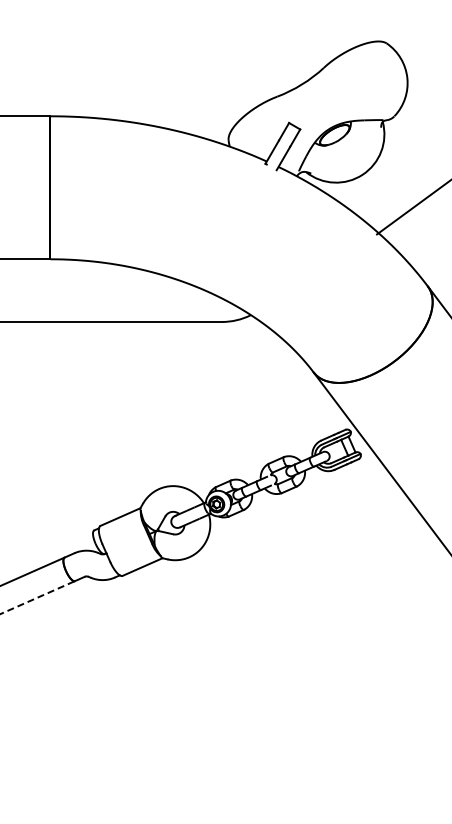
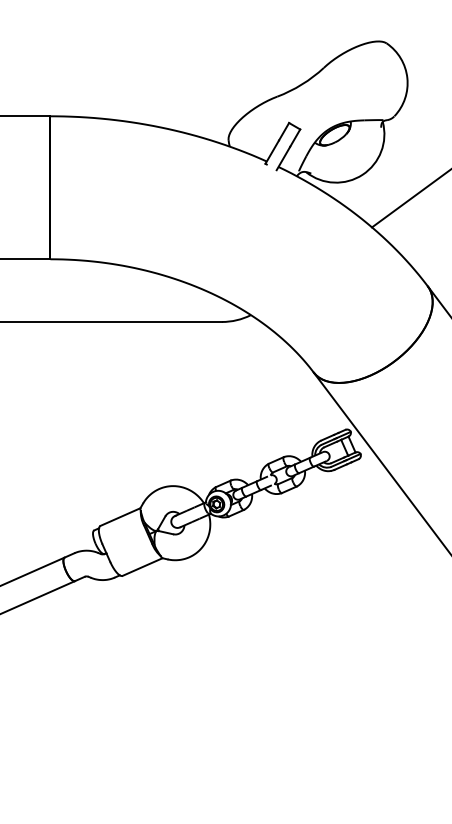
line position: (412, 207) -> (409, 199) (409, 199)
line: dashed -> solid (37, 597)
